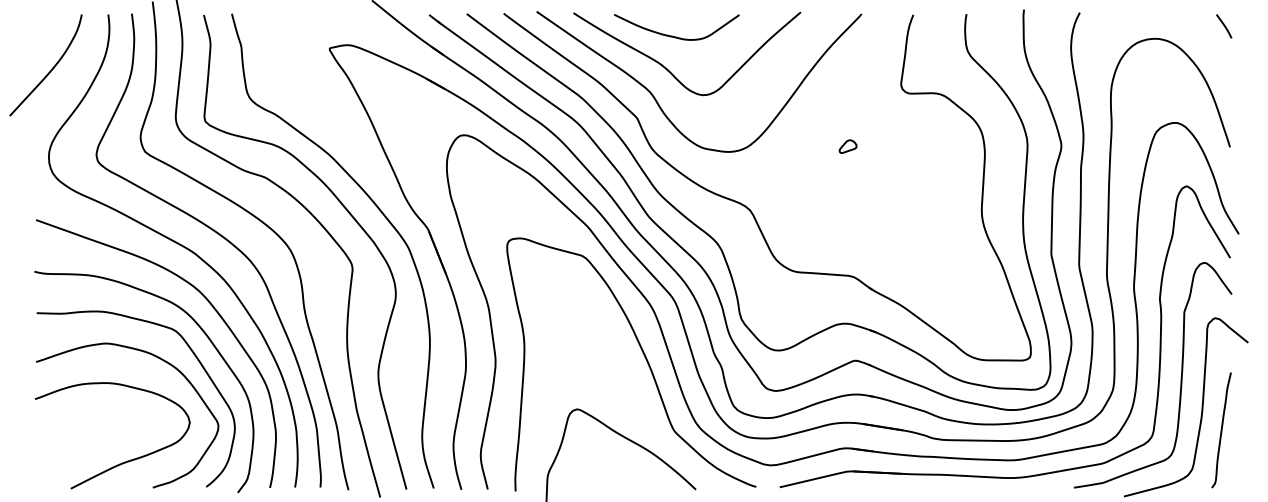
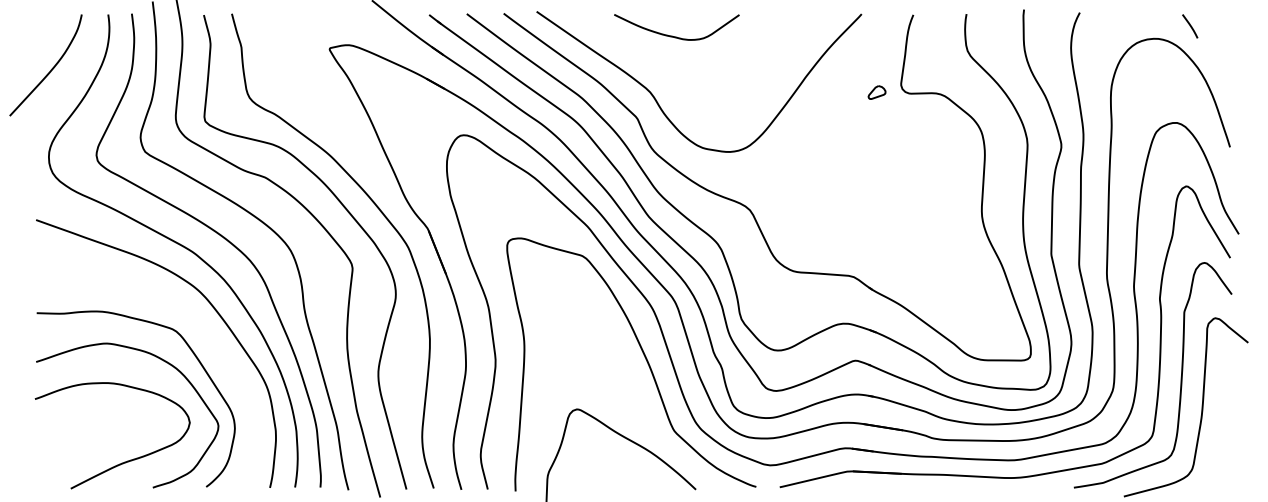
line position: (1224, 26) -> (1190, 26) (1190, 26)
curve: present -> none (669, 70)
part position: (847, 146) -> (876, 92) (876, 92)
curve: present -> none (204, 334)
curve: present -> none (1221, 430)
